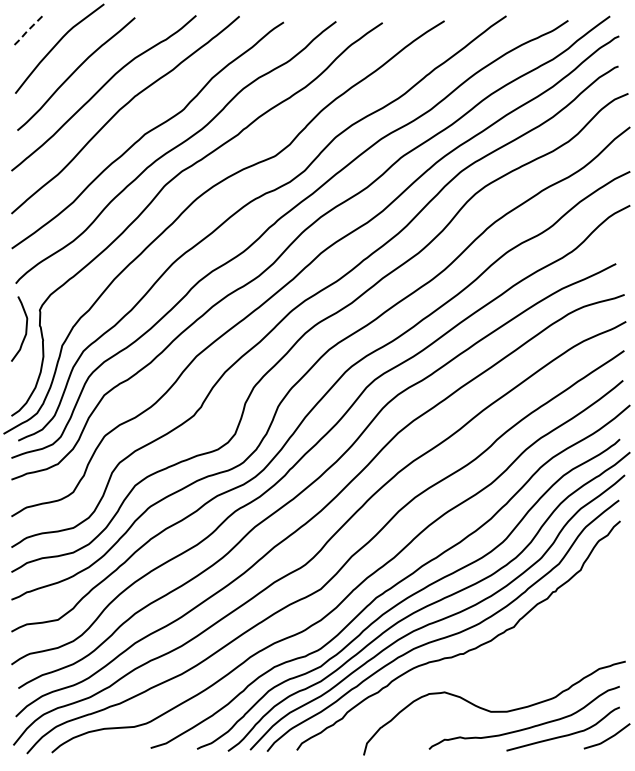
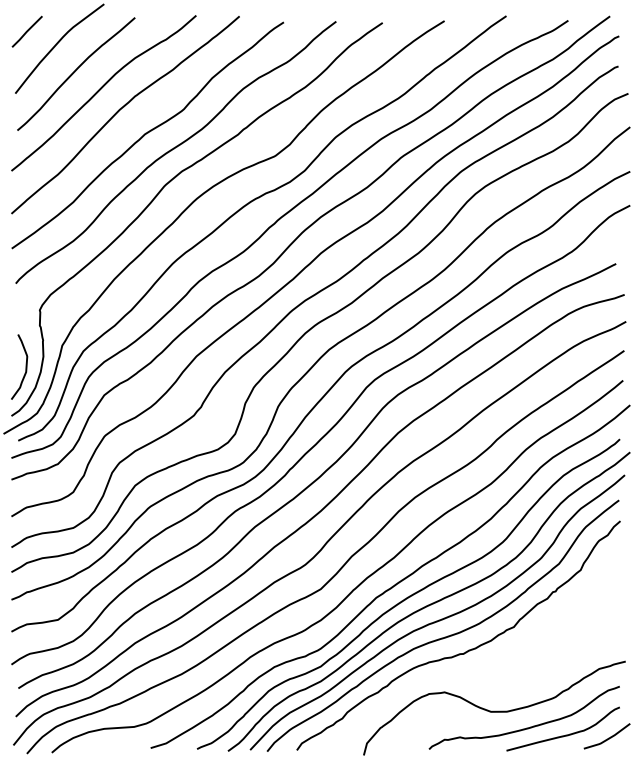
line: dashed -> solid (26, 31)
curve position: (25, 328) -> (25, 366) (25, 366)
